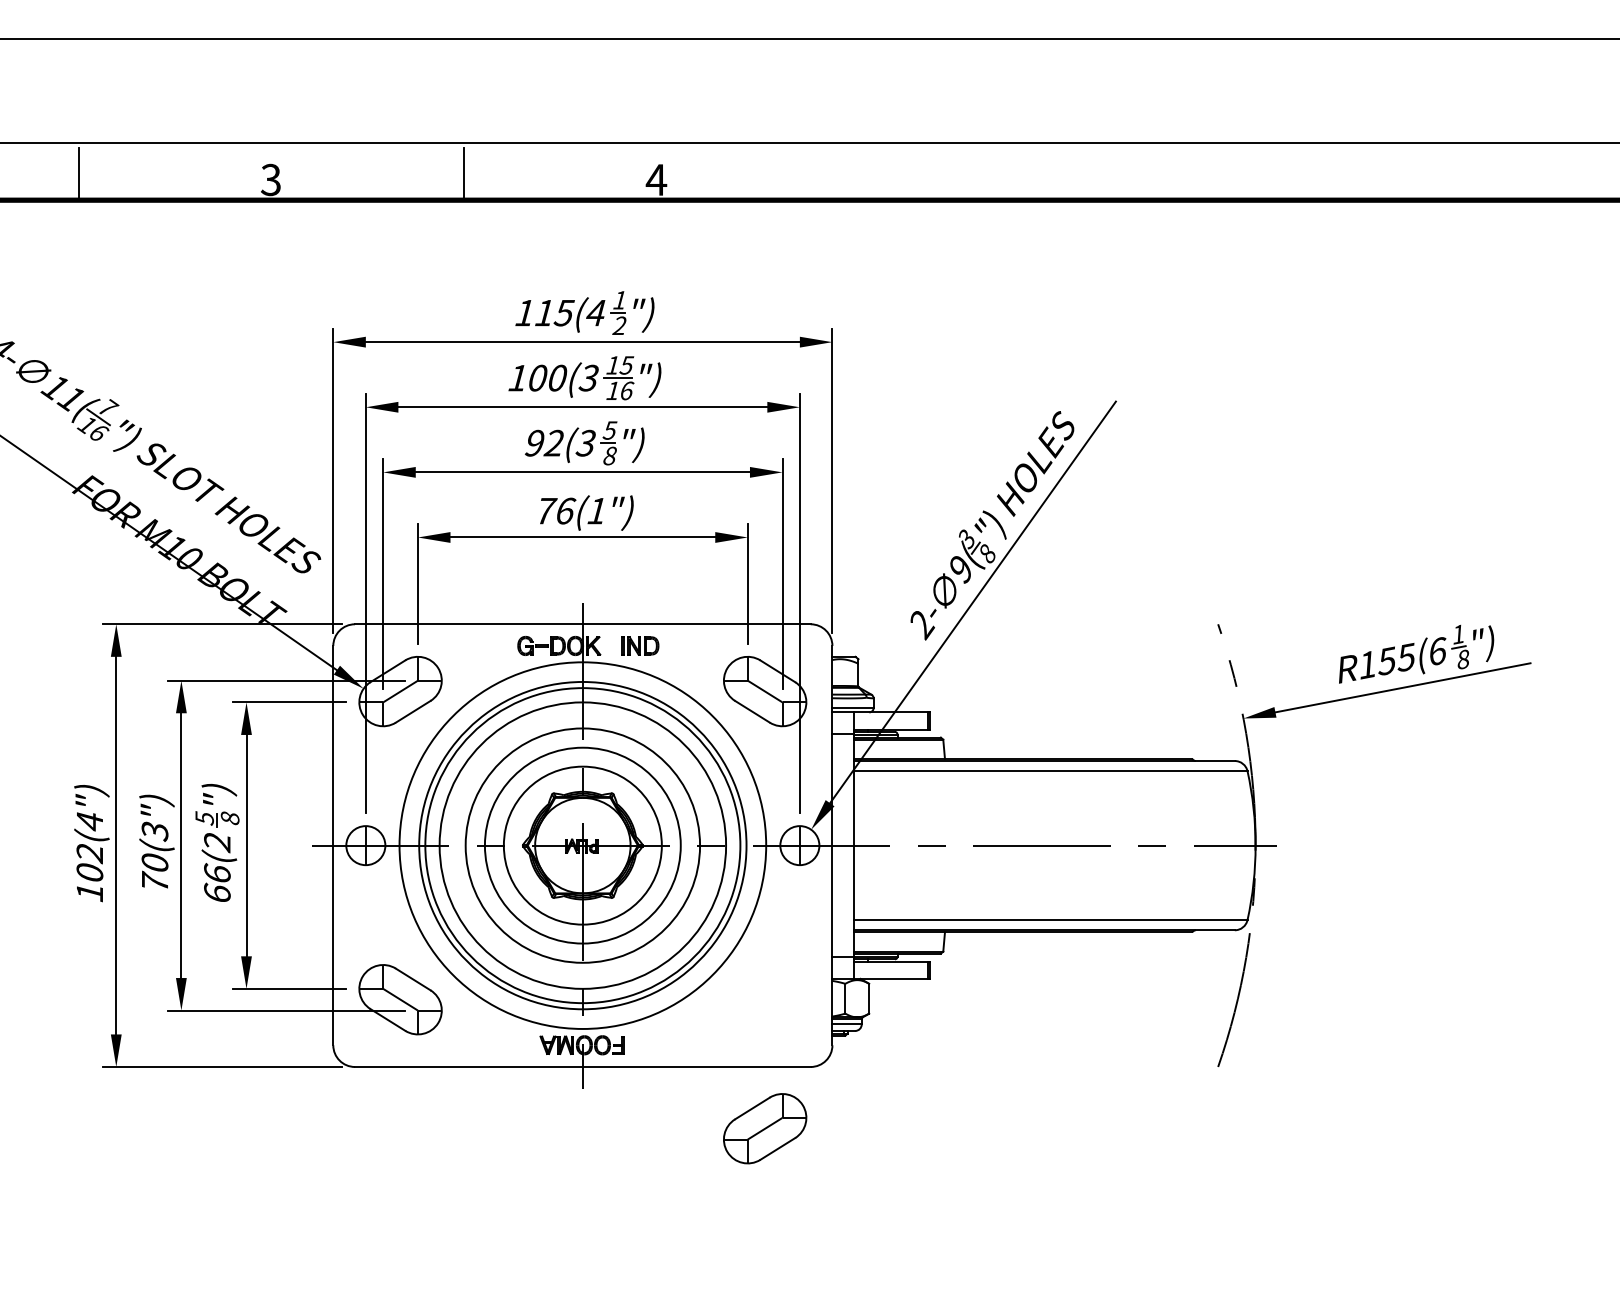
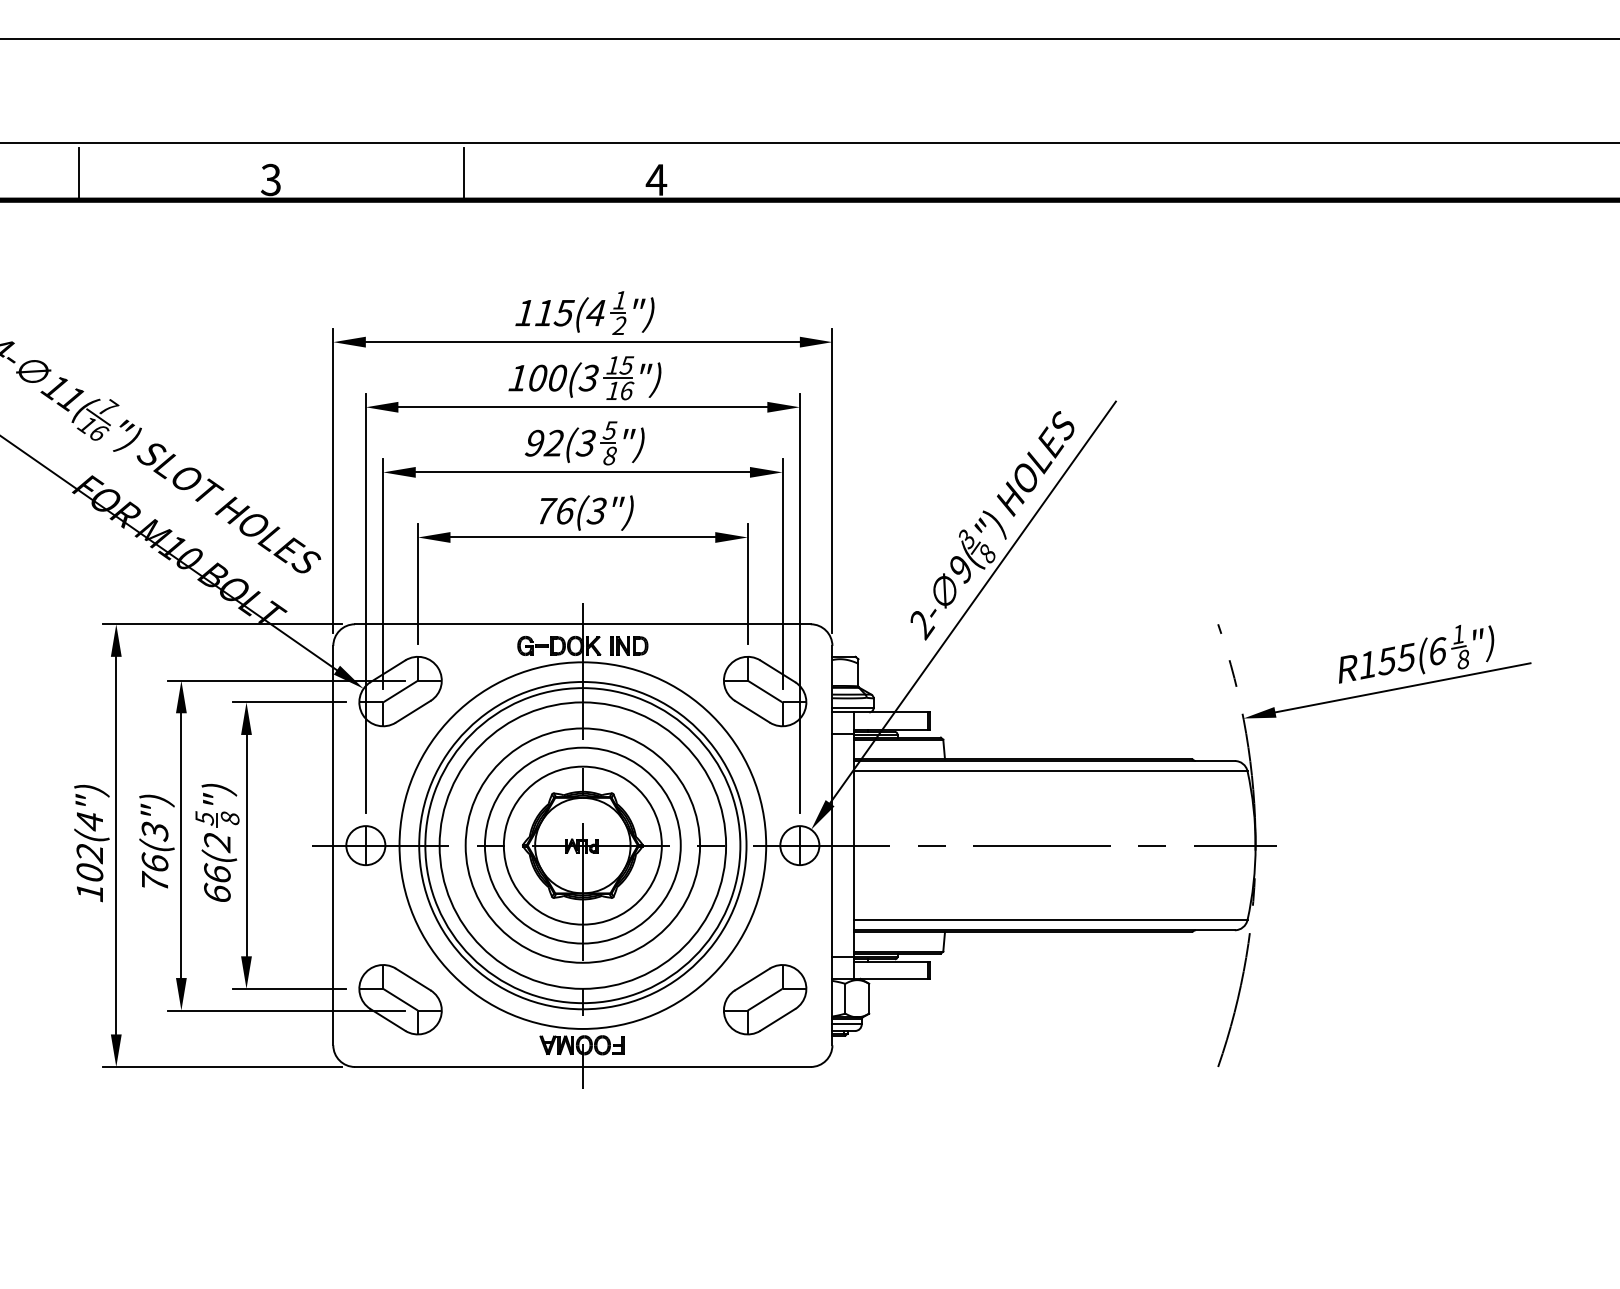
text: 76(1") -> 76(3") (596, 510)
part position: (640, 645) -> (629, 645) (629, 645)
text: 70(3") -> 76(3") (154, 861)
part position: (765, 1128) -> (765, 999) (765, 999)
